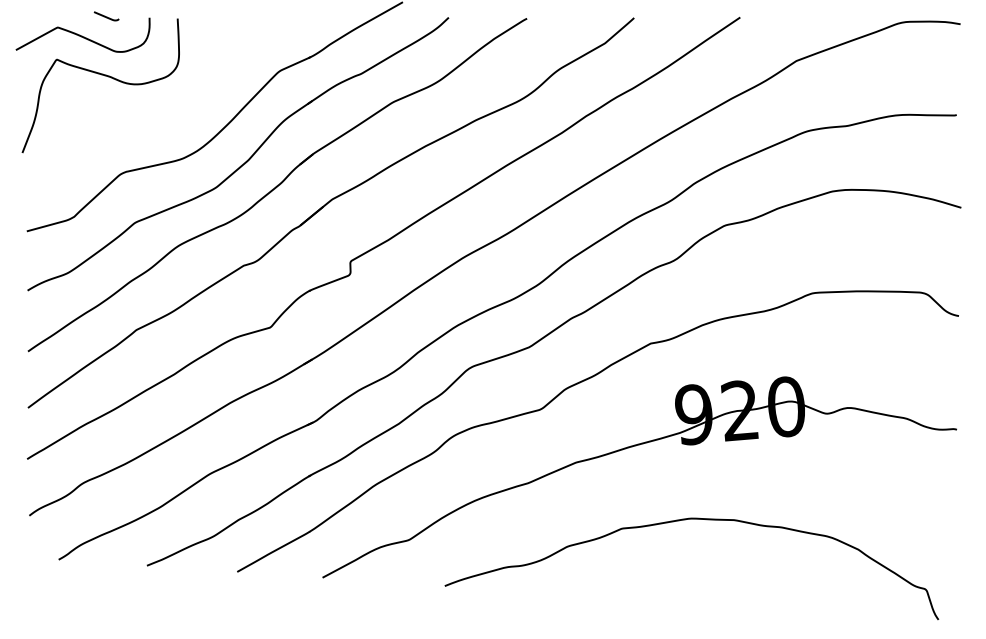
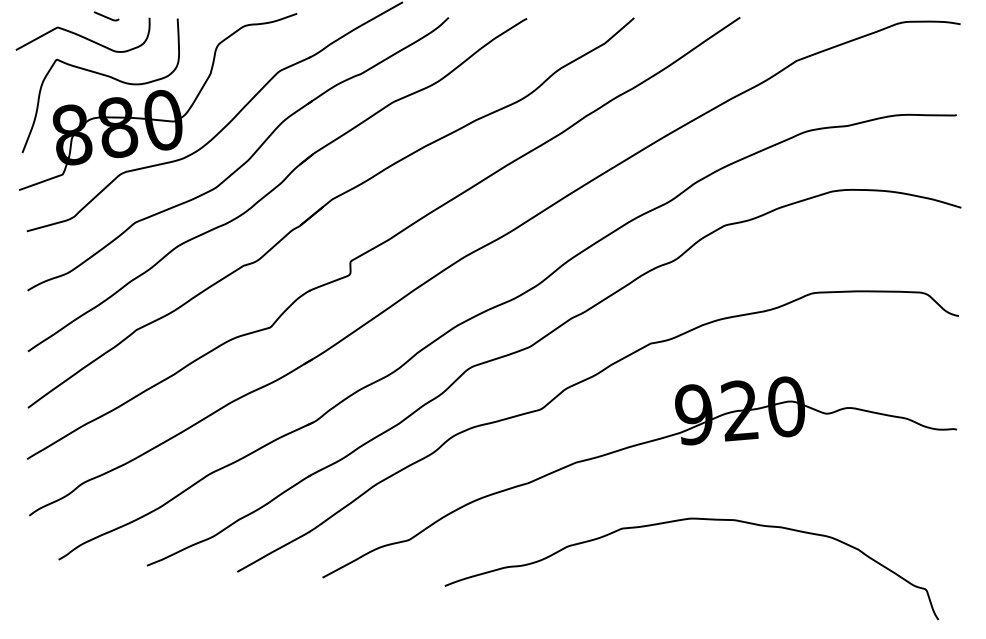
part: none -> present (158, 101)
